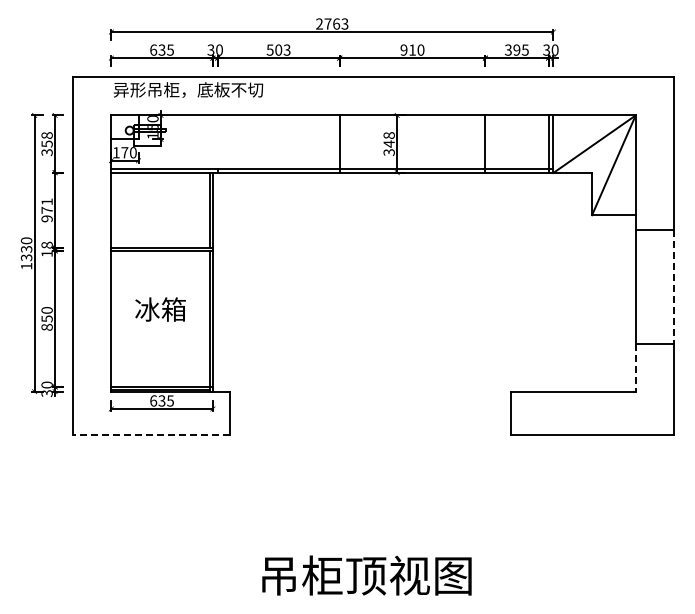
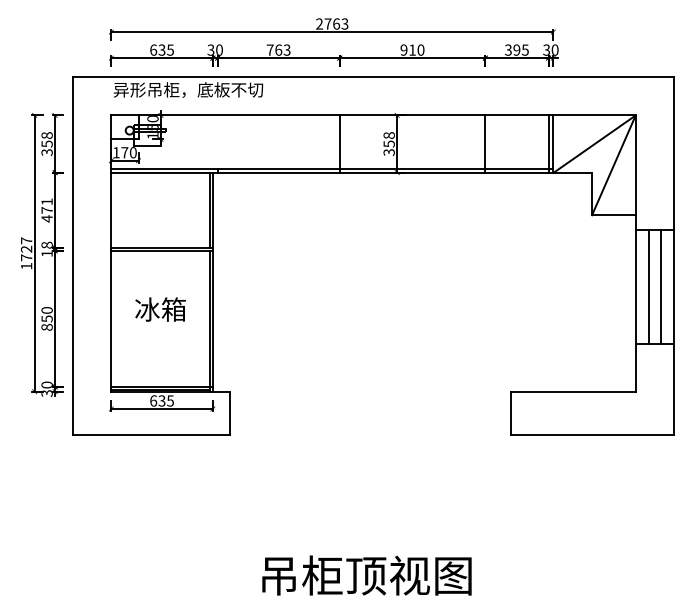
text: 503 -> 763 (274, 49)
text: 348 -> 358 (388, 143)
text: 971 -> 471 (46, 218)
text: 1330 -> 1727 (26, 249)
line: none -> present (648, 286)
line: none -> present (661, 286)
line: dashed -> solid (674, 286)
line: dashed -> solid (635, 368)
line: dashed -> solid (150, 435)
